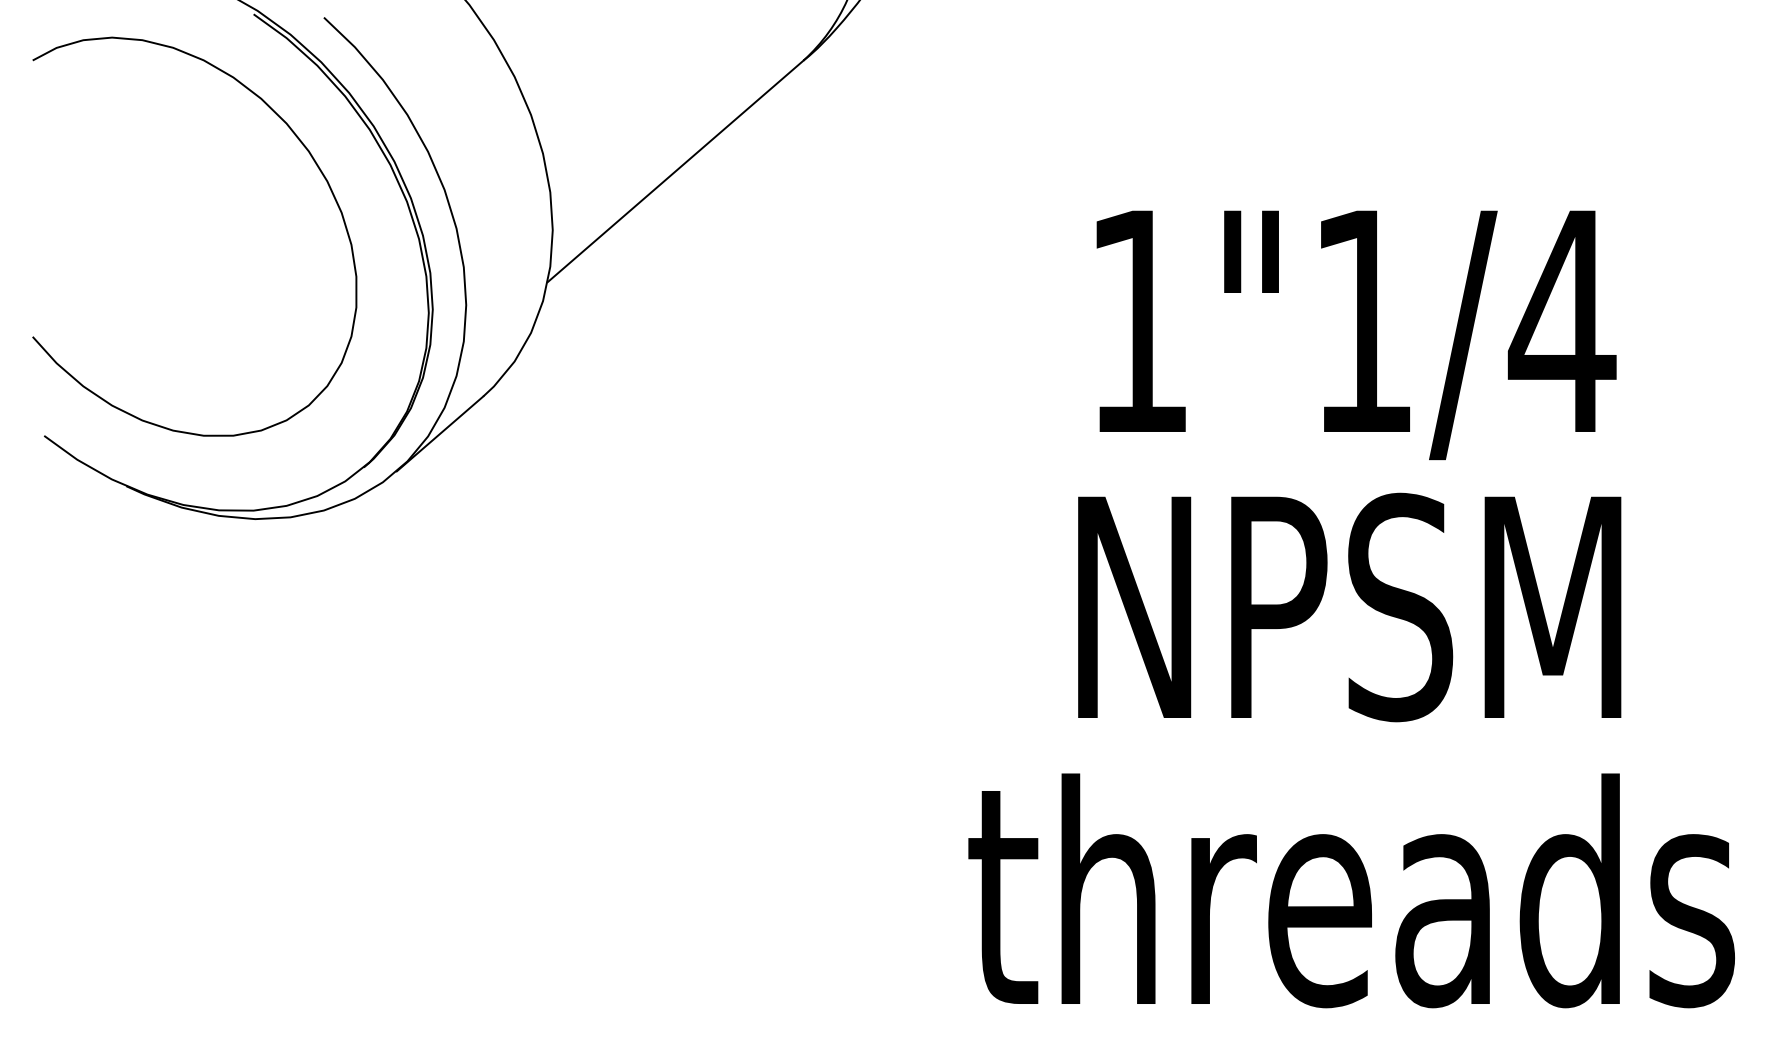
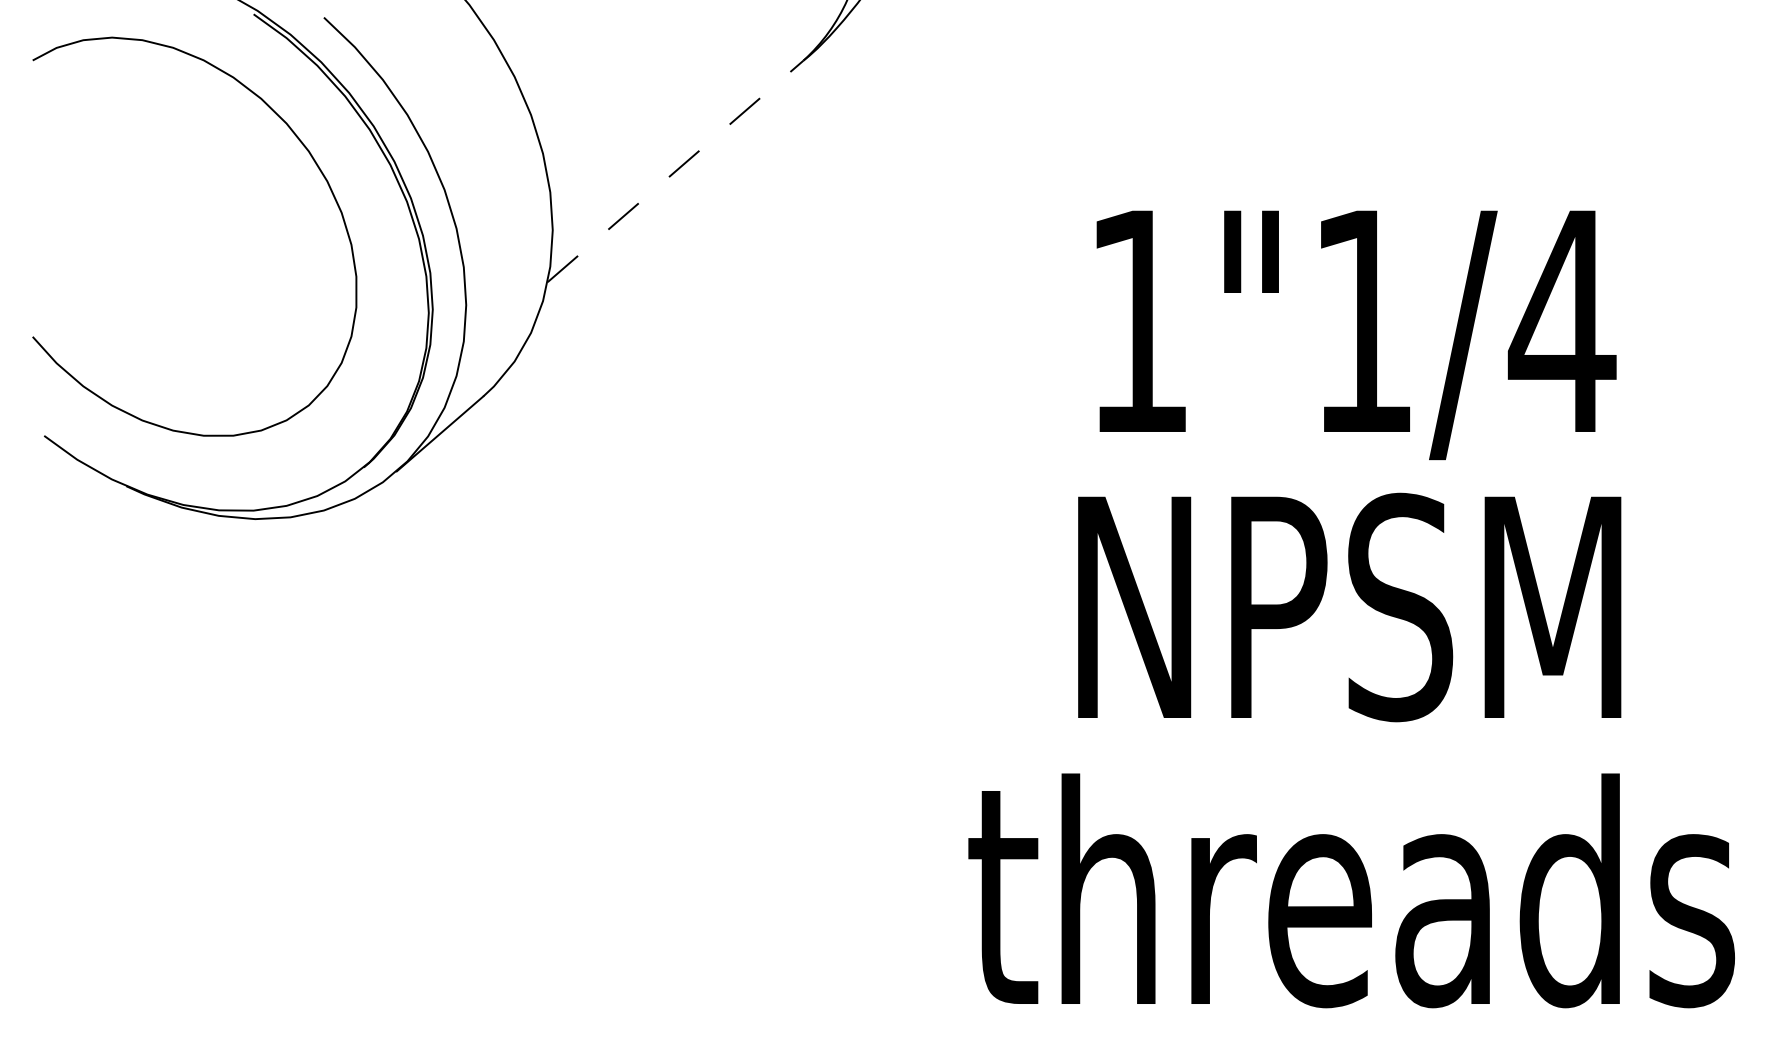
line: solid -> dashed (675, 171)
